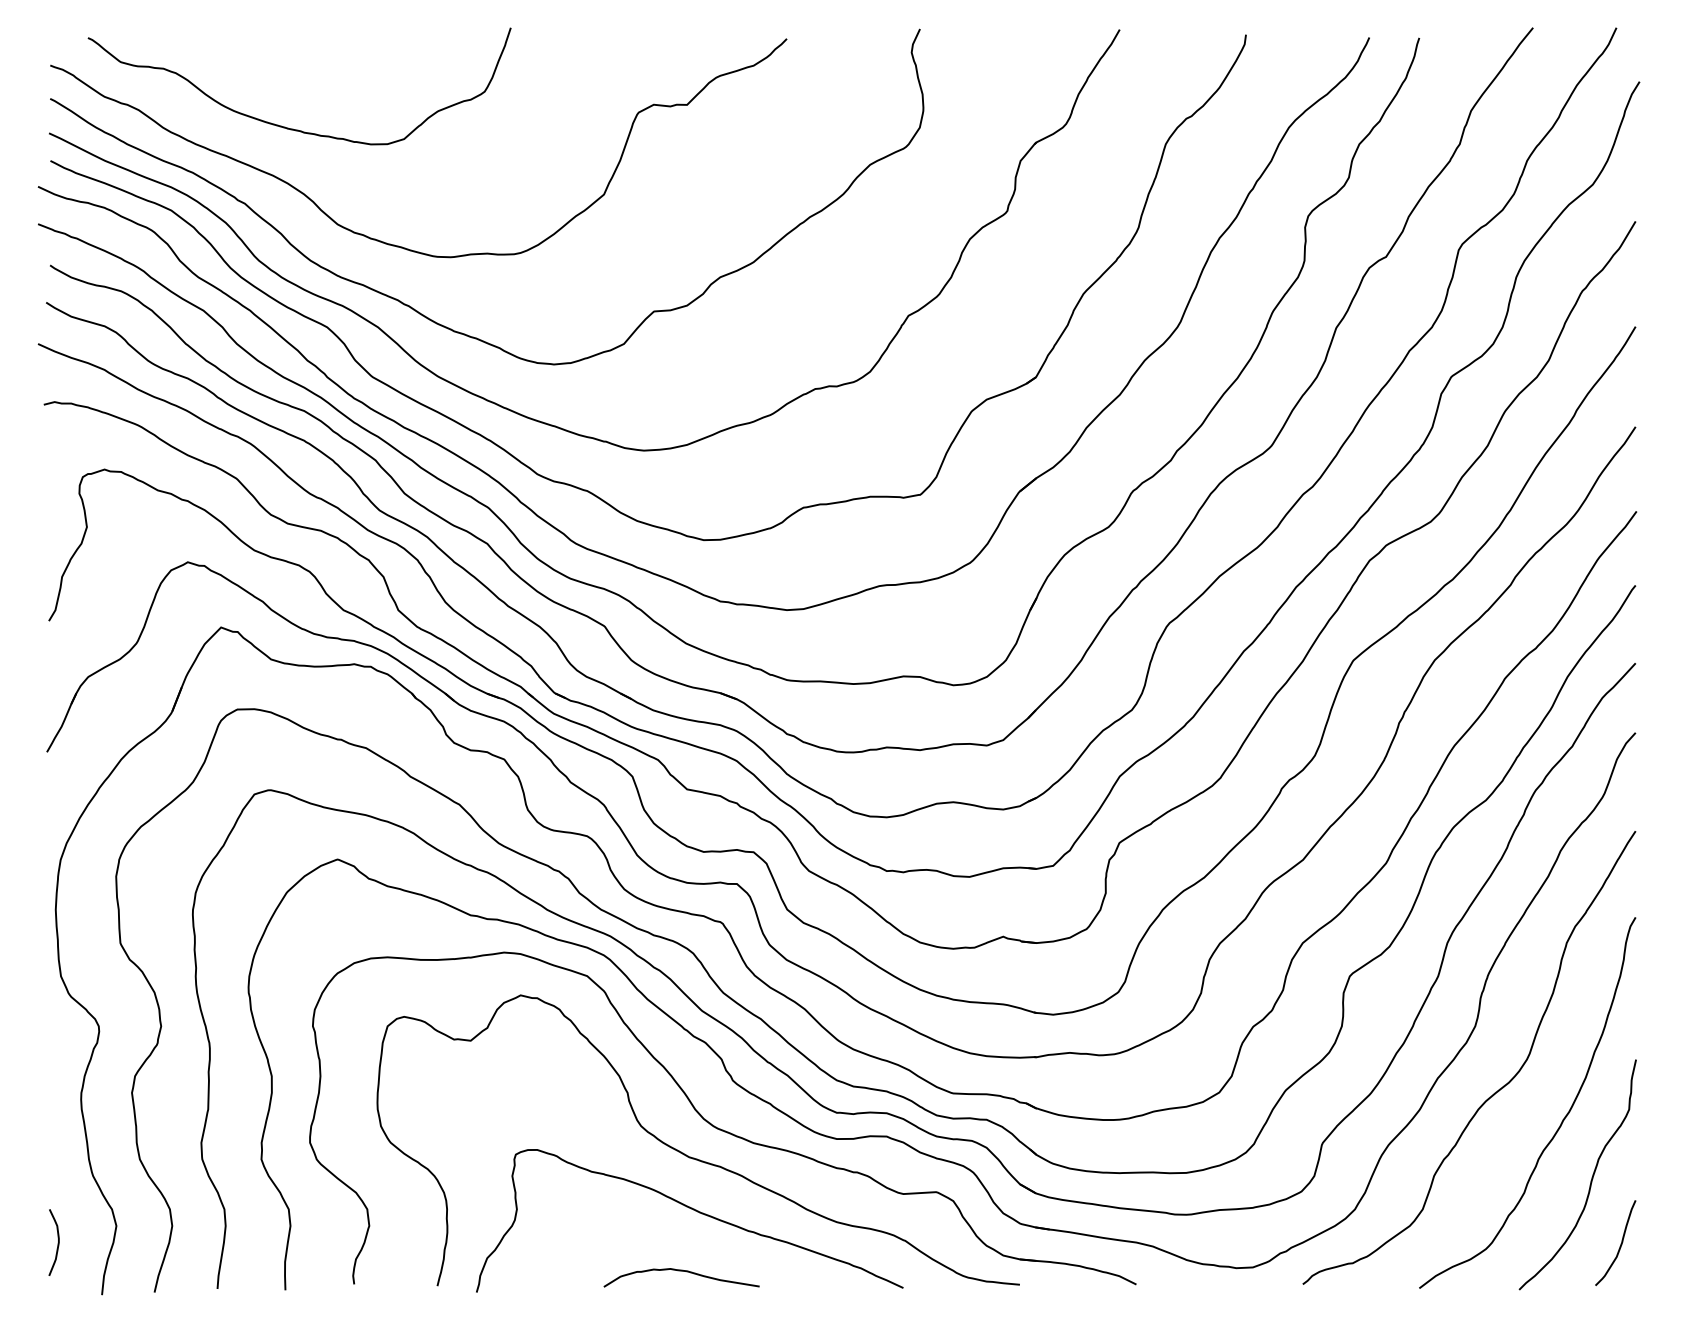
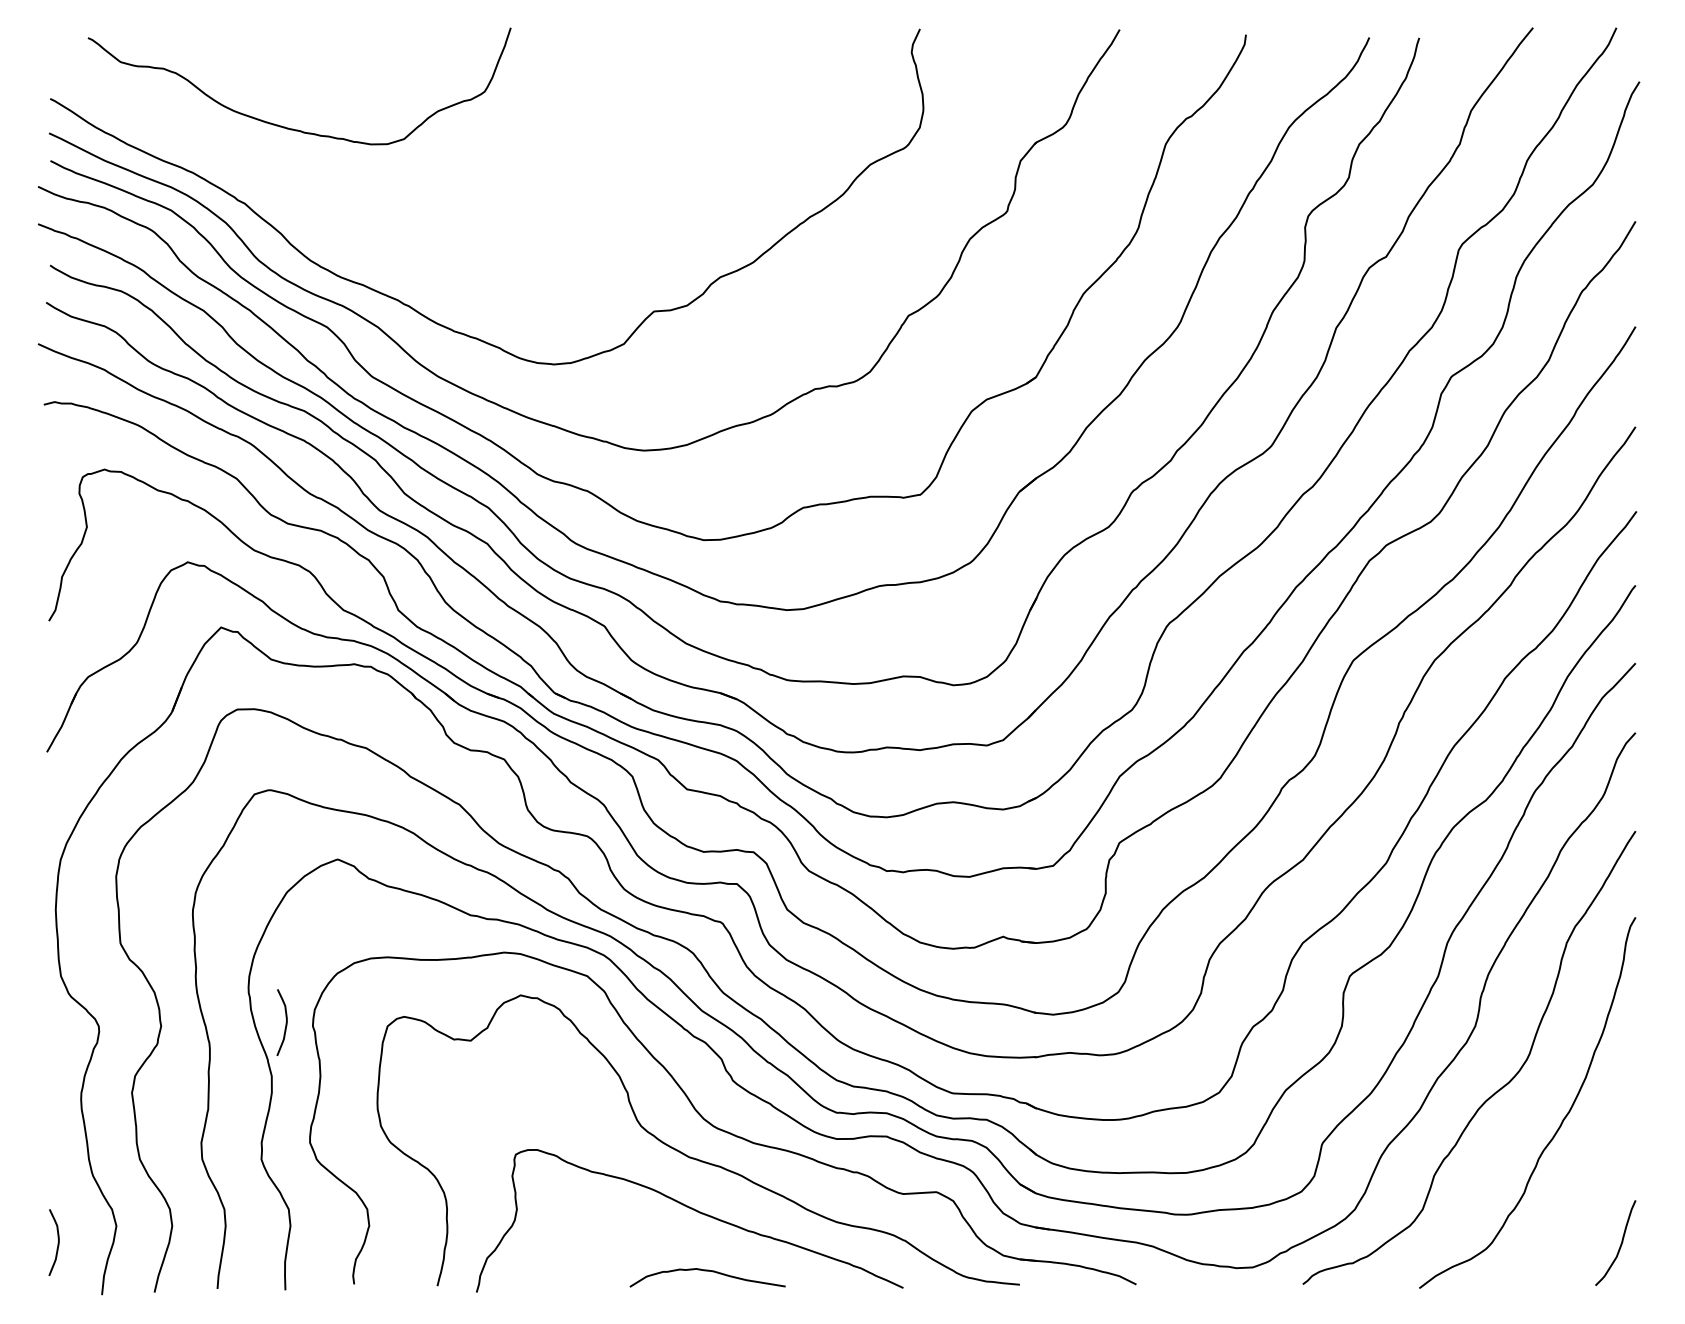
curve: present -> none (394, 244)
curve: none -> present (285, 1023)
curve: present -> none (1591, 1177)
curve position: (681, 1271) -> (707, 1271) (707, 1271)
